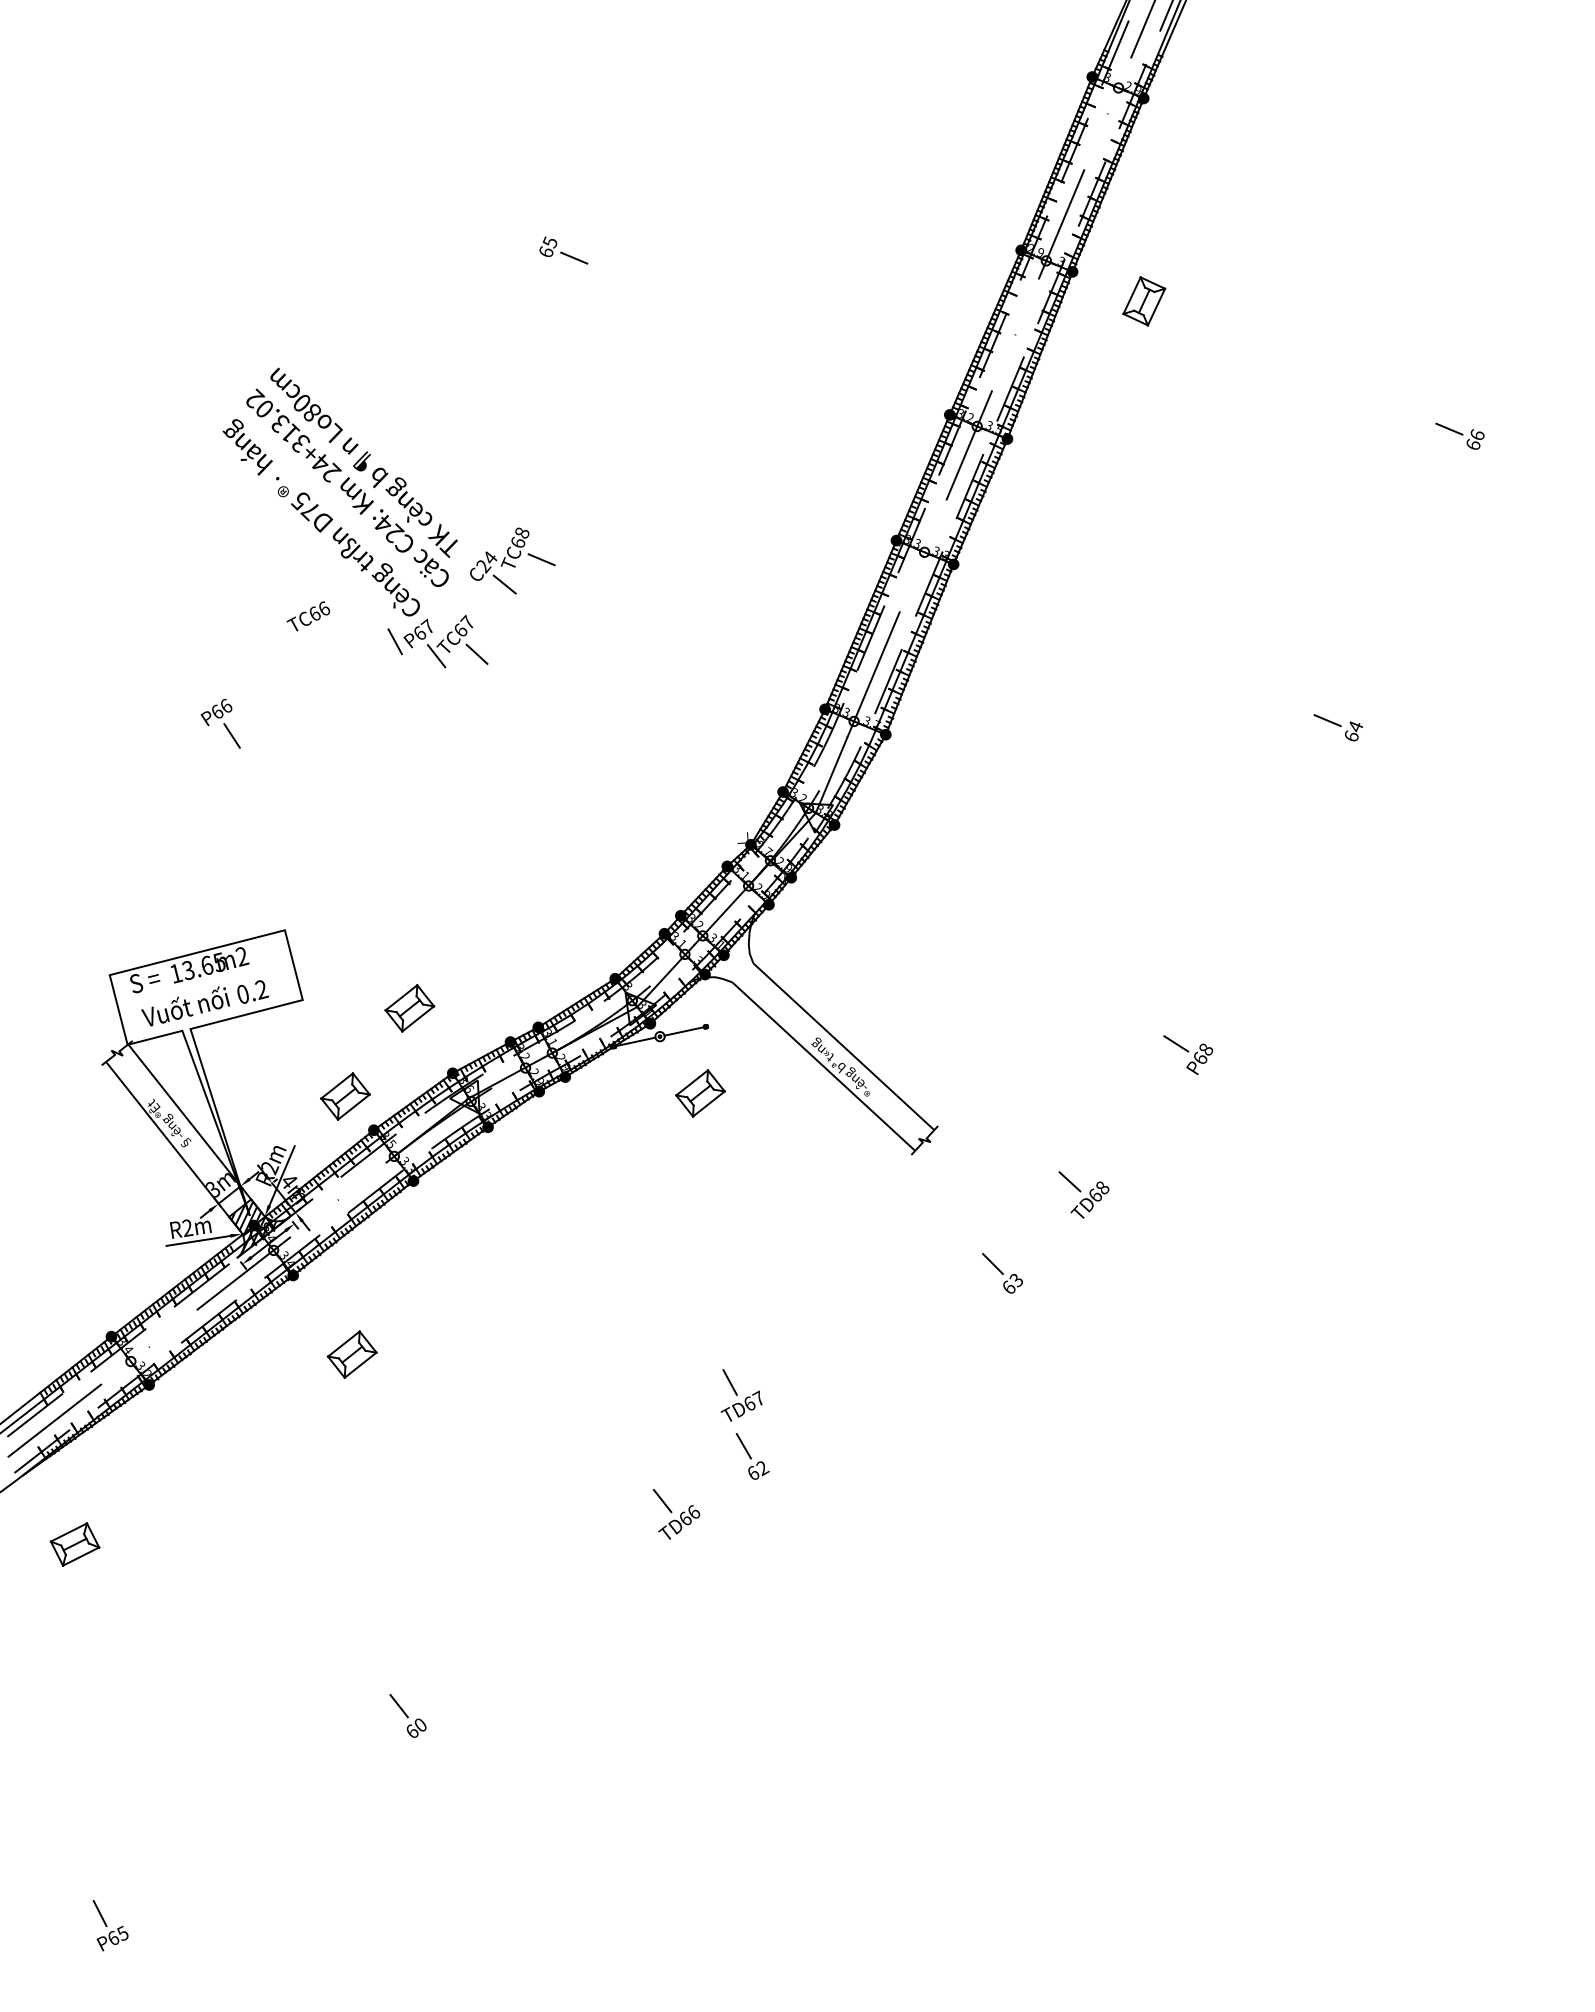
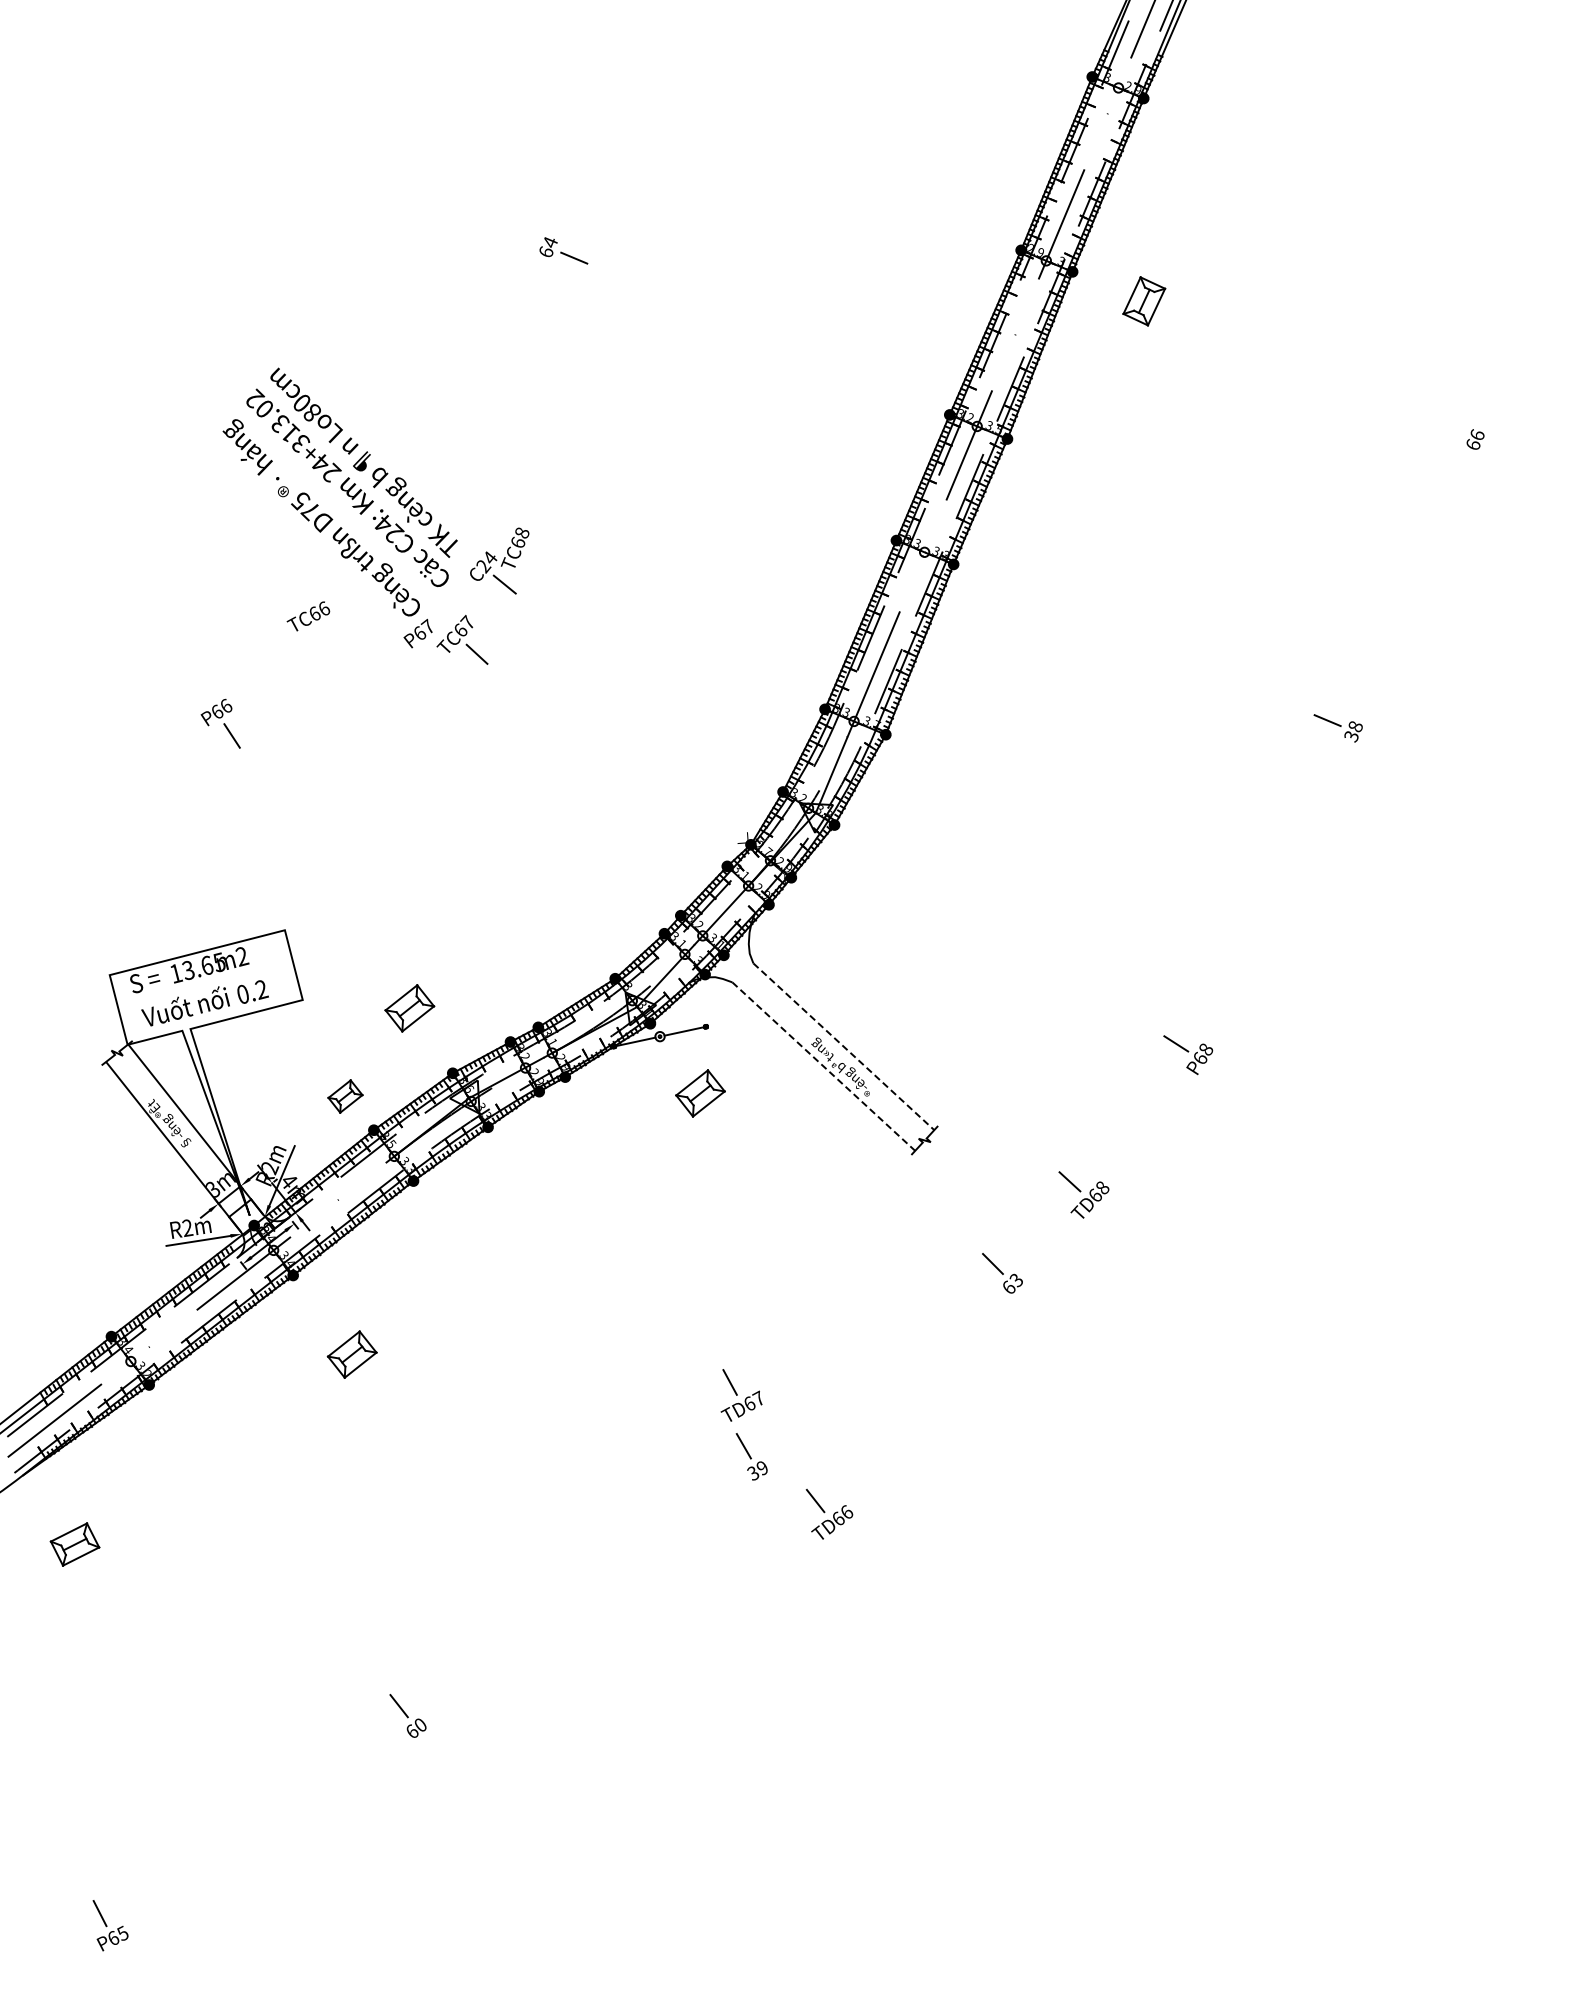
text: 65 -> 64 (549, 242)
line: present -> none (1449, 428)
line: present -> none (541, 559)
line: present -> none (394, 641)
line: present -> none (436, 656)
text: 64 -> 38 (1353, 731)
line: solid -> dashed (843, 1046)
line: solid -> dashed (824, 1066)
part size: 51x49 px -> 37x35 px (345, 1096)
hatch: present -> none (257, 1227)
text: 62 -> 39 (758, 1470)
part position: (676, 1514) -> (829, 1514) (829, 1514)
